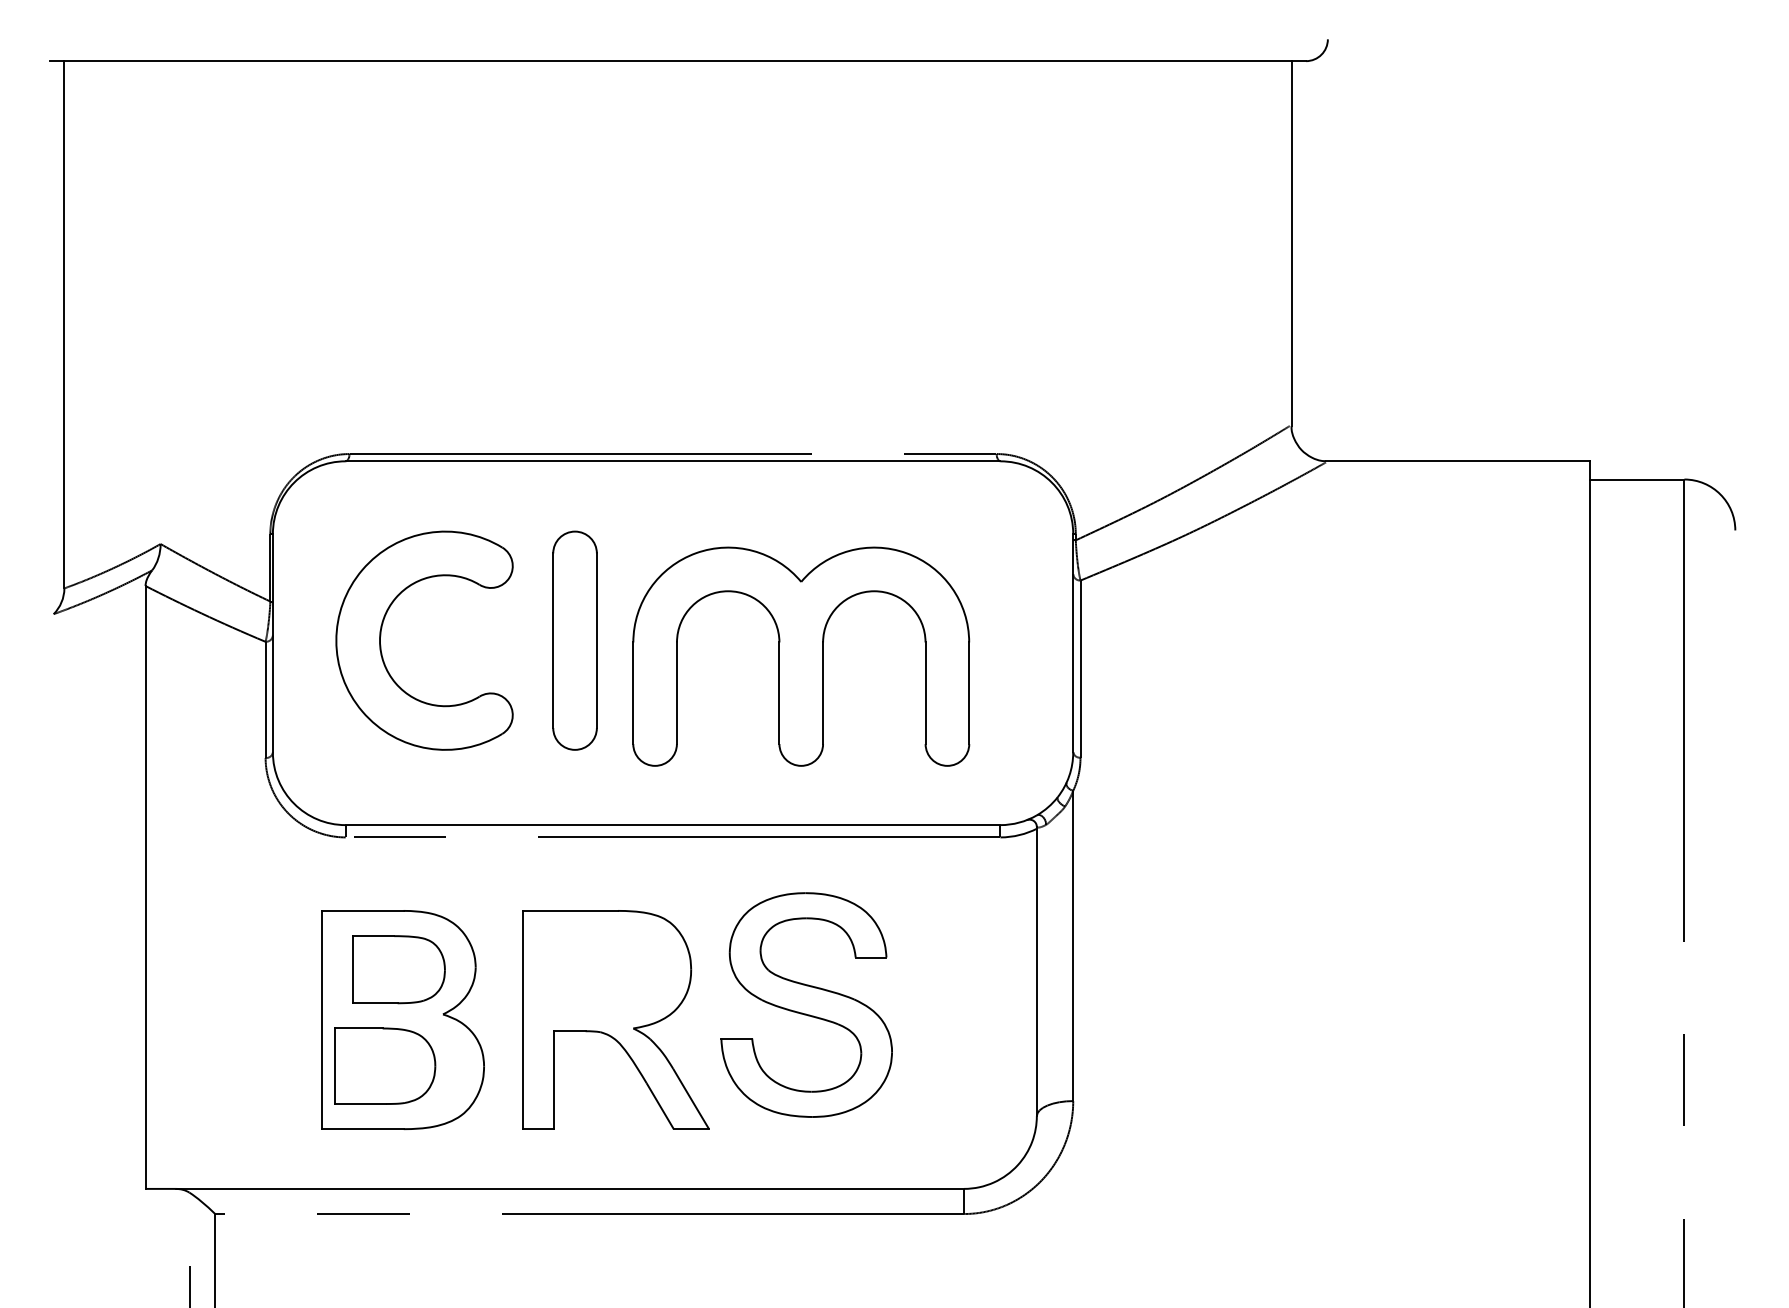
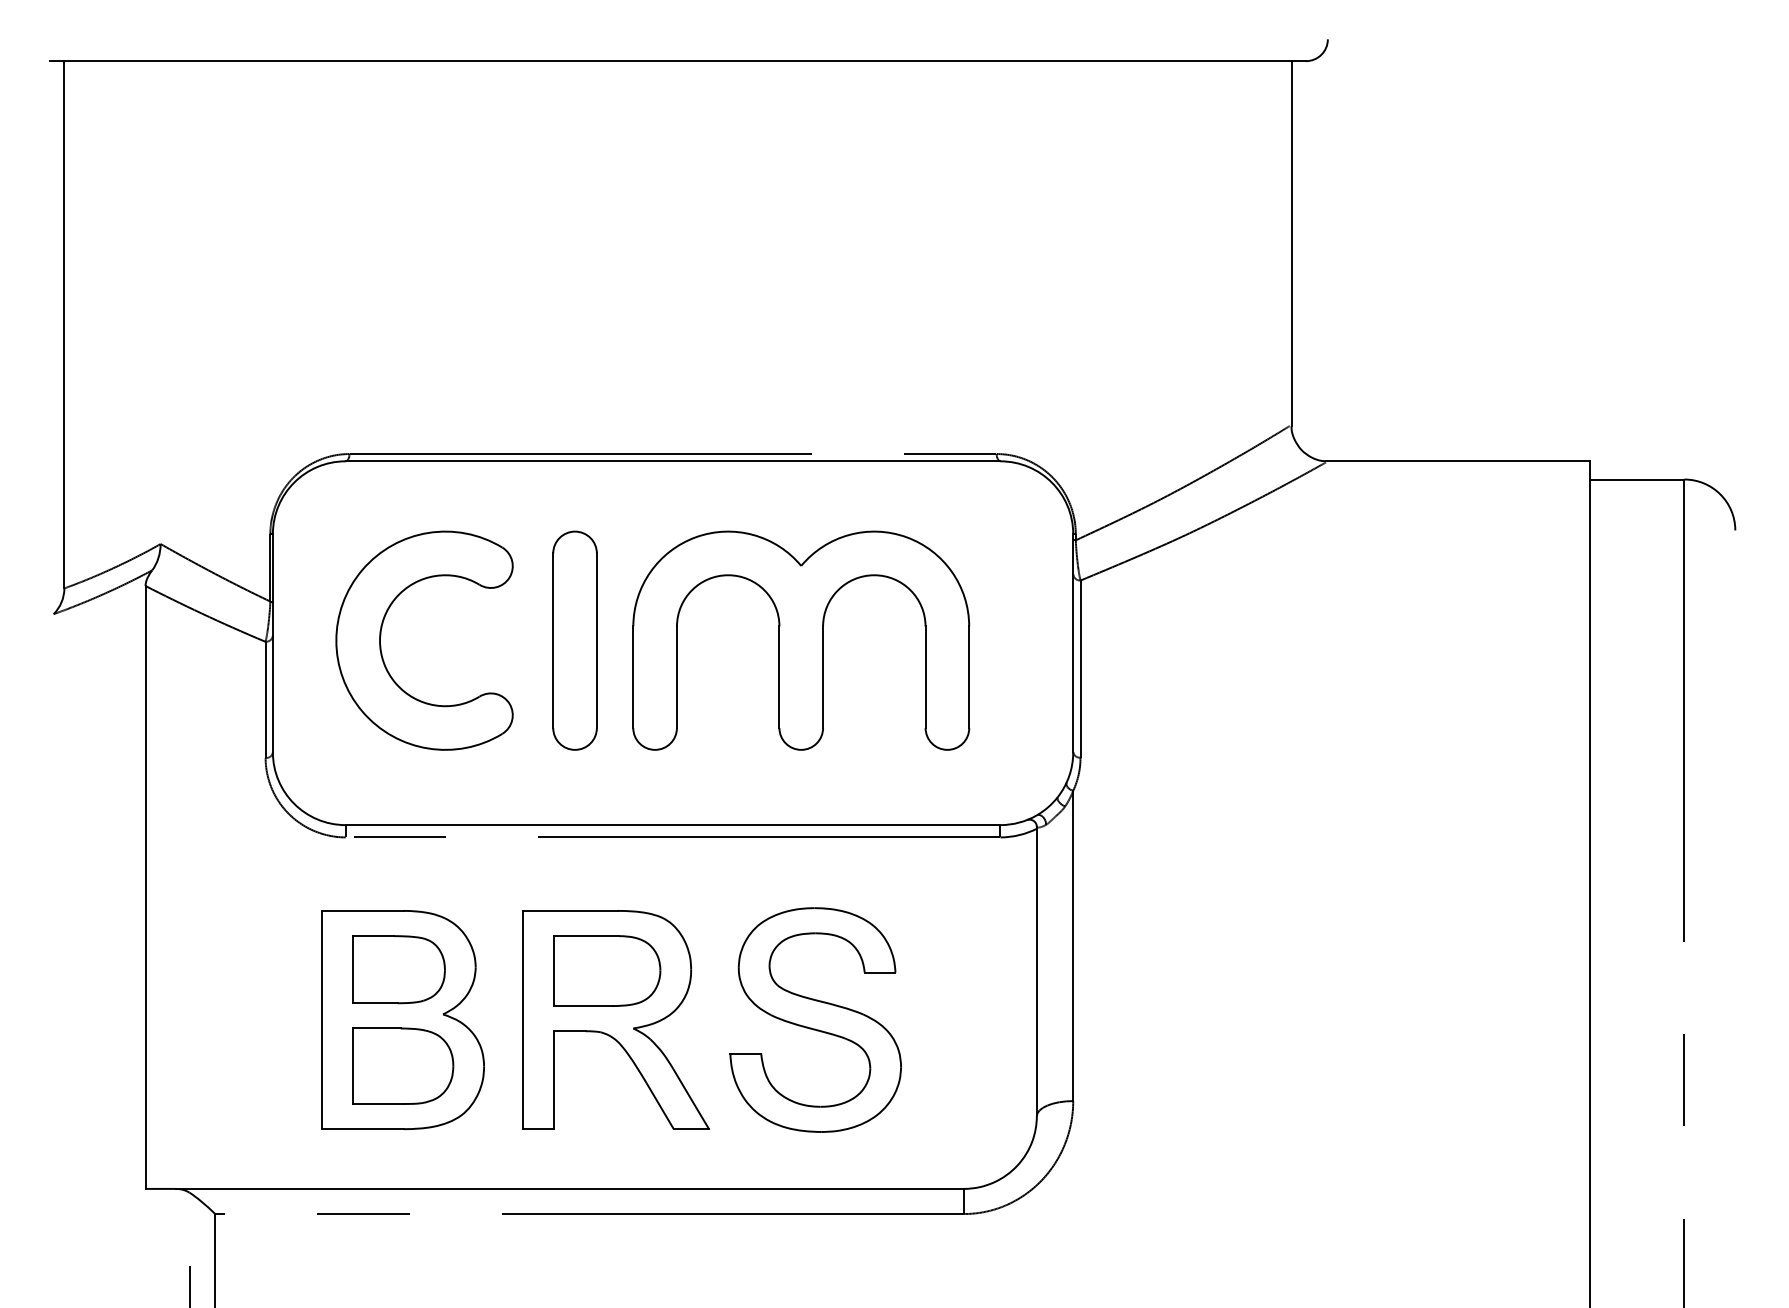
part position: (801, 656) -> (801, 640) (801, 640)
part: none -> present (607, 970)
part position: (806, 1004) -> (815, 1019) (815, 1019)
part position: (385, 1065) -> (403, 1065) (403, 1065)
